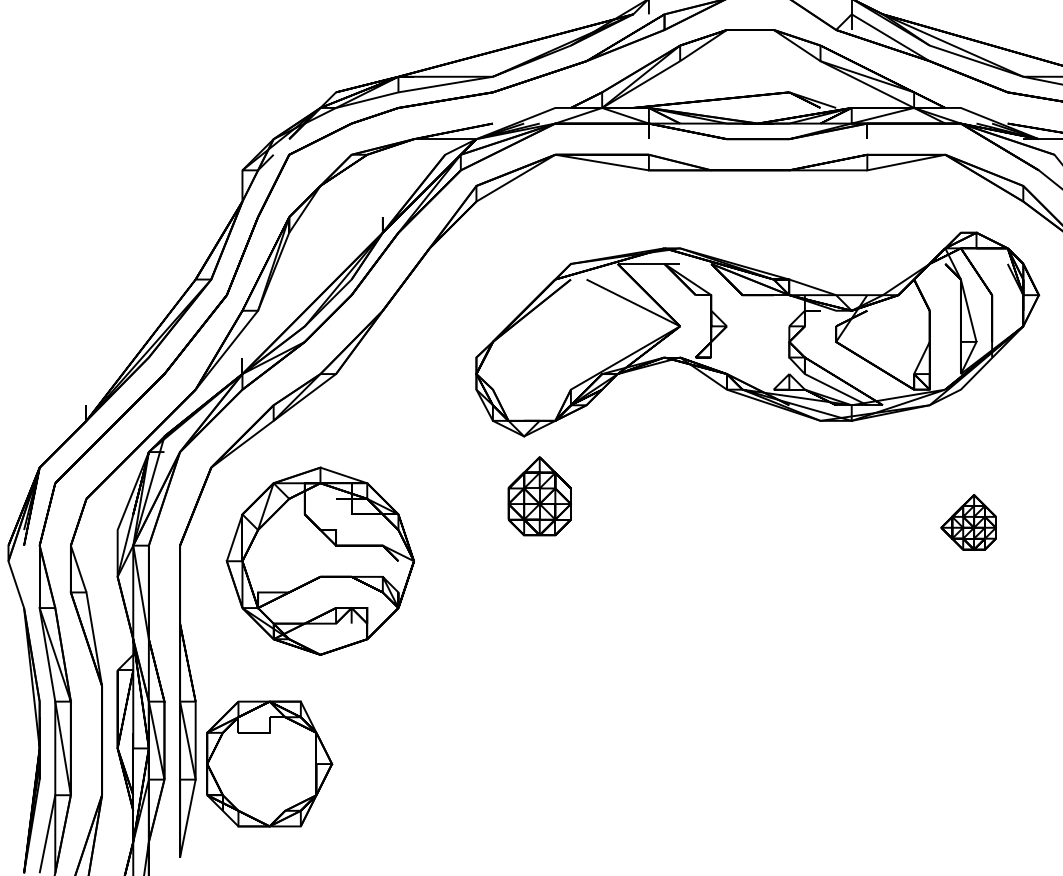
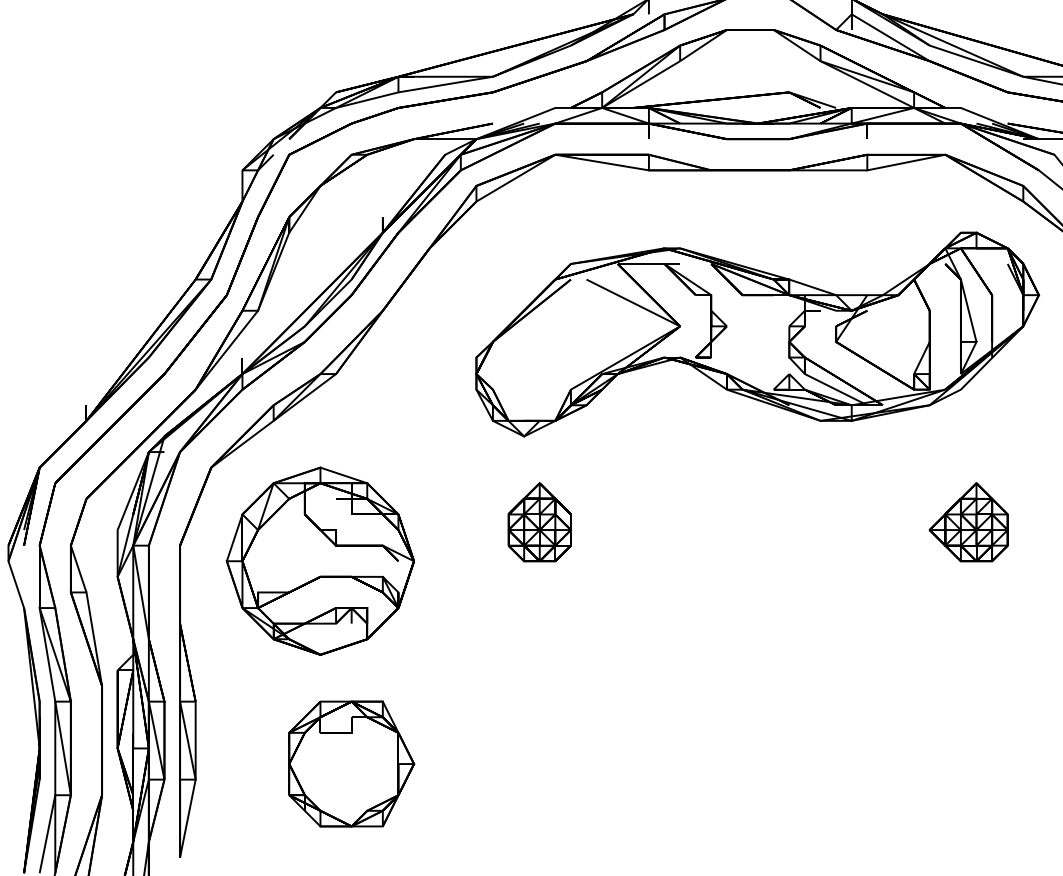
part position: (539, 496) -> (539, 522) (539, 522)
part size: 57x57 px -> 81x81 px (968, 522)
part position: (269, 763) -> (351, 763) (351, 763)
